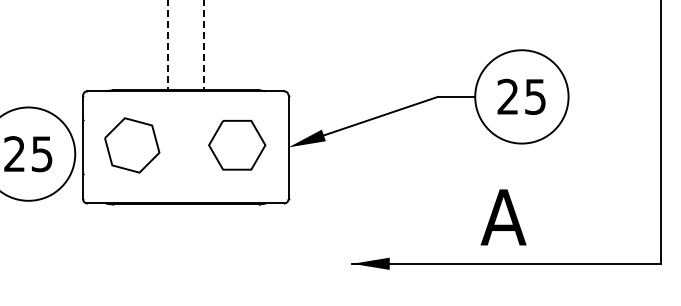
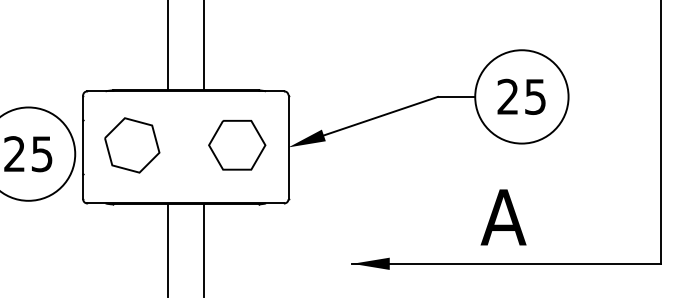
line: dashed -> solid (168, 45)
line: dashed -> solid (203, 45)
line: none -> present (168, 250)
line: none -> present (203, 250)
